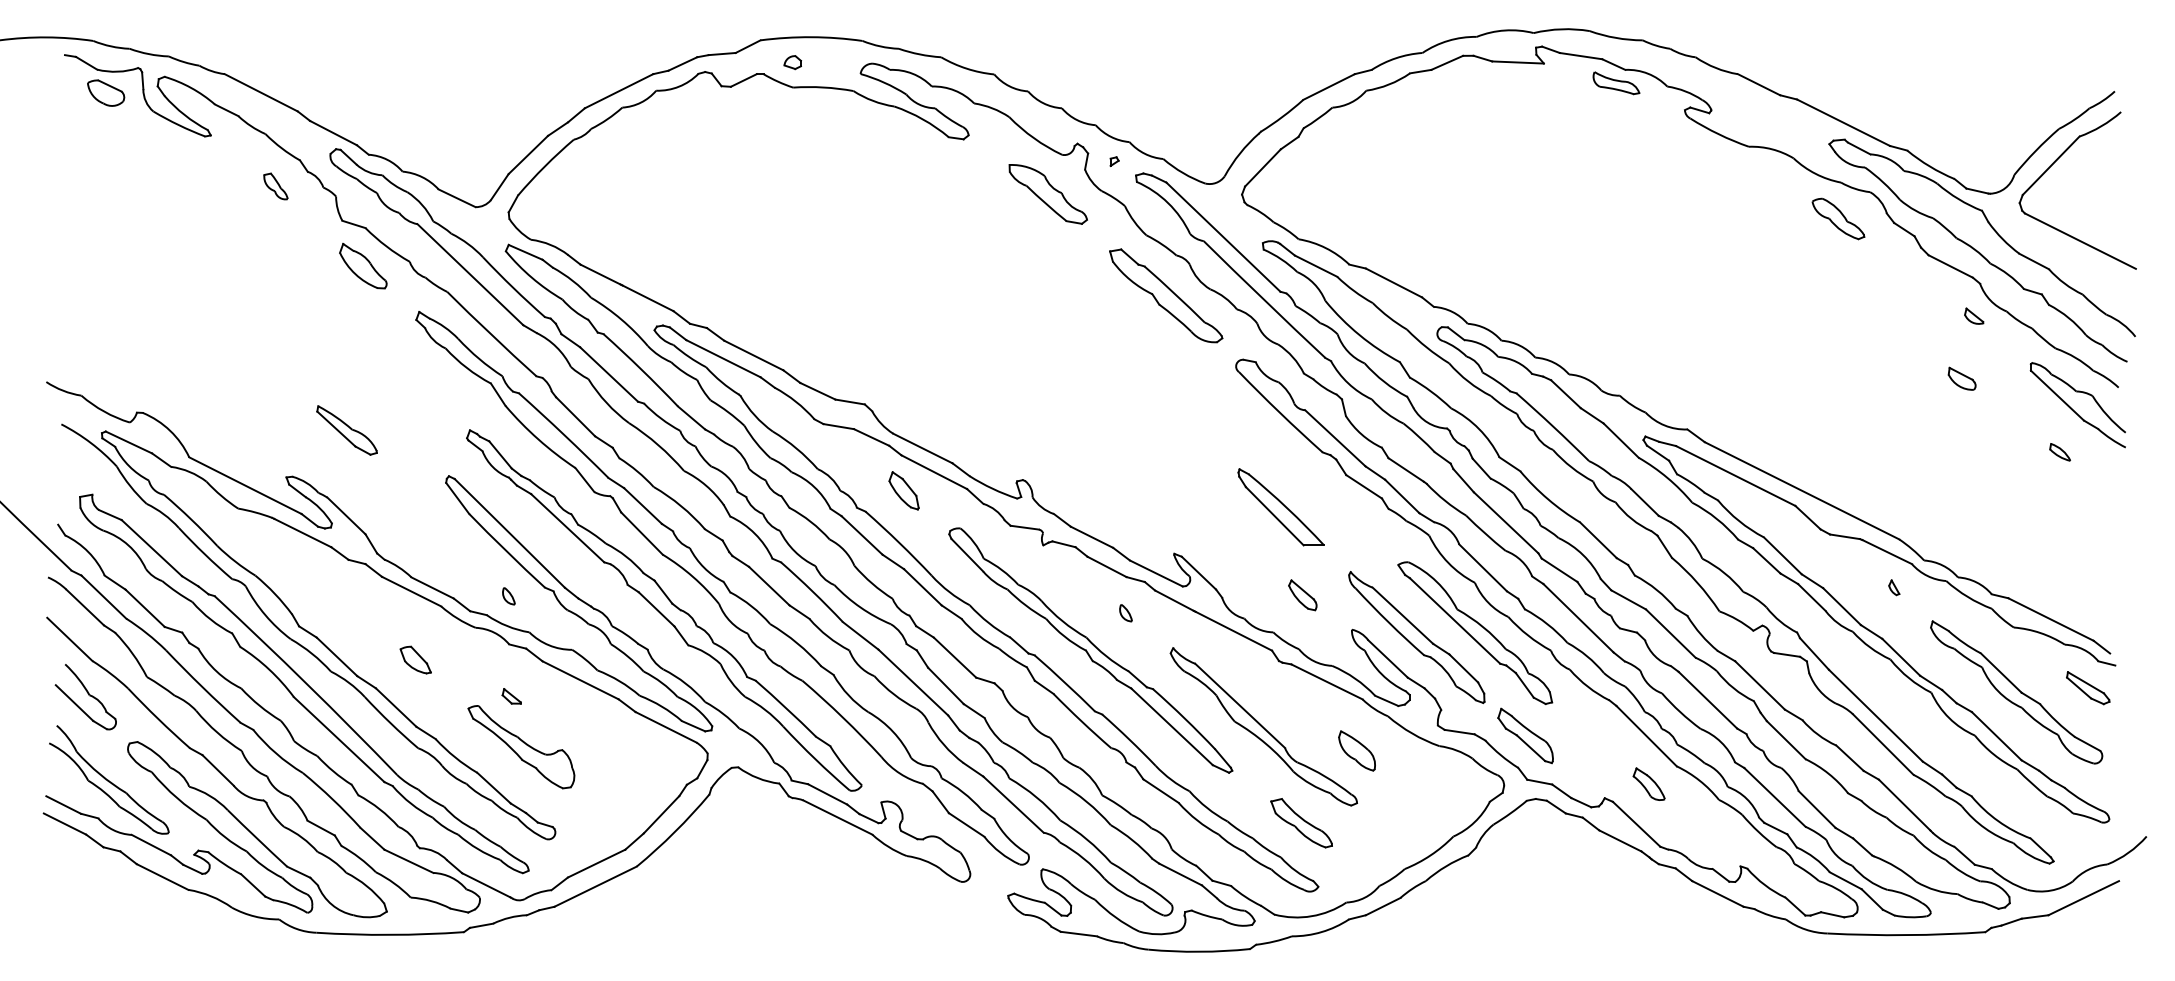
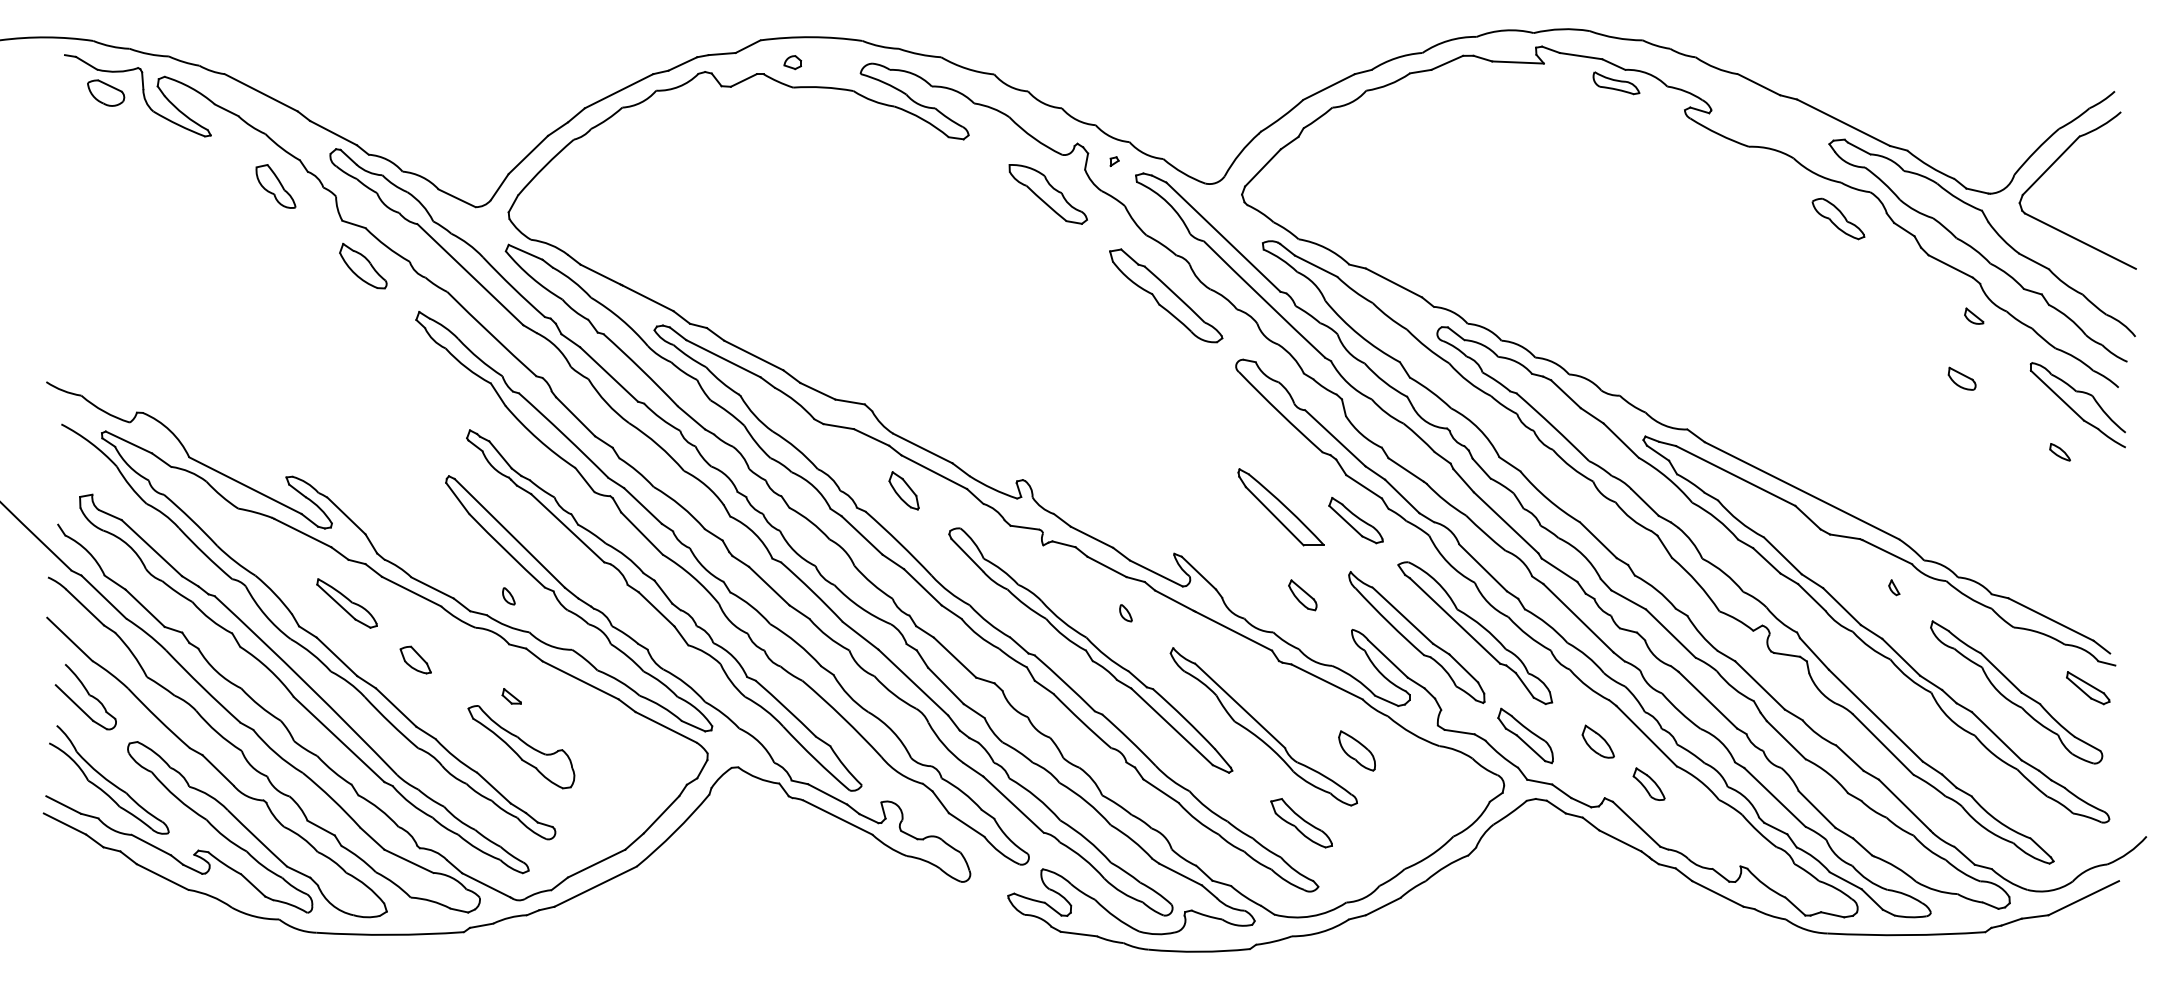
part size: 26x29 px -> 42x45 px (275, 186)
part position: (346, 430) -> (346, 603) (346, 603)
part: none -> present (1355, 520)
part: none -> present (1597, 741)
